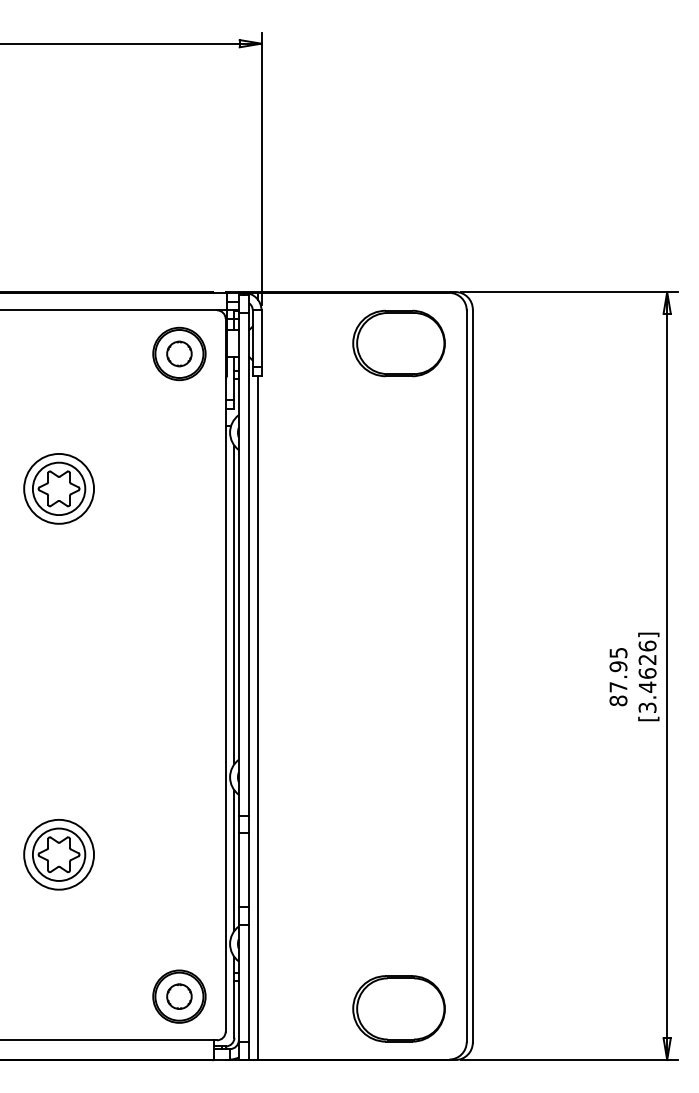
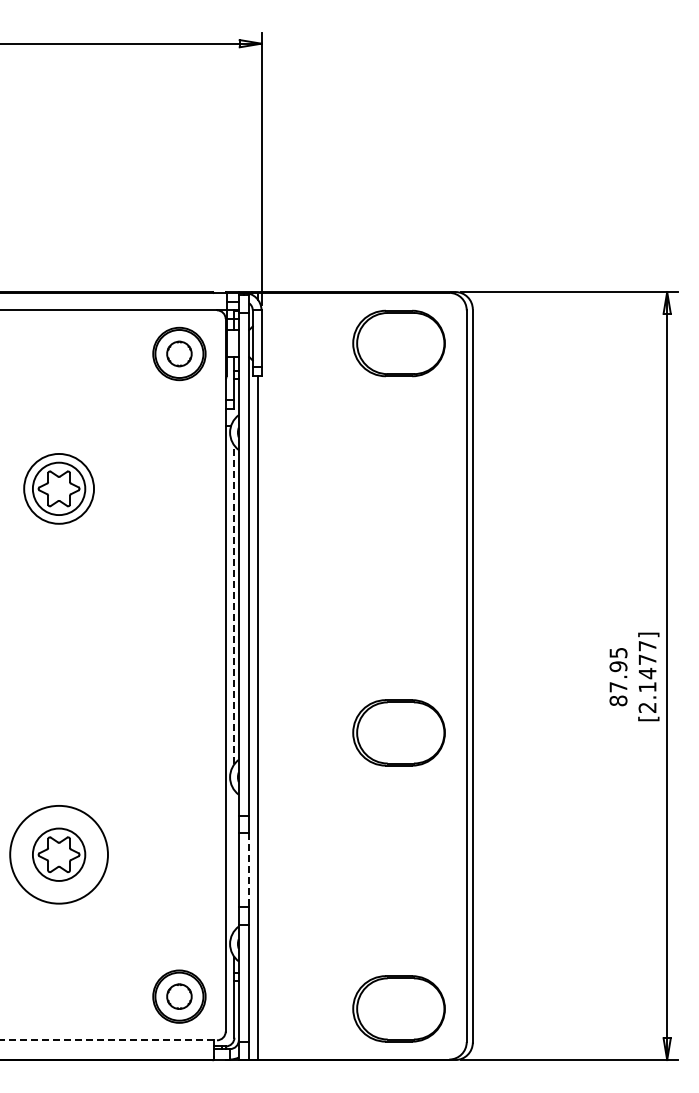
line: solid -> dashed (234, 604)
text: [3.4626] -> [2.1477] (647, 676)
part: none -> present (398, 732)
circle diameter: 70 px -> 98 px (59, 854)
line: present -> none (234, 860)
line: solid -> dashed (249, 870)
line: solid -> dashed (108, 1040)
